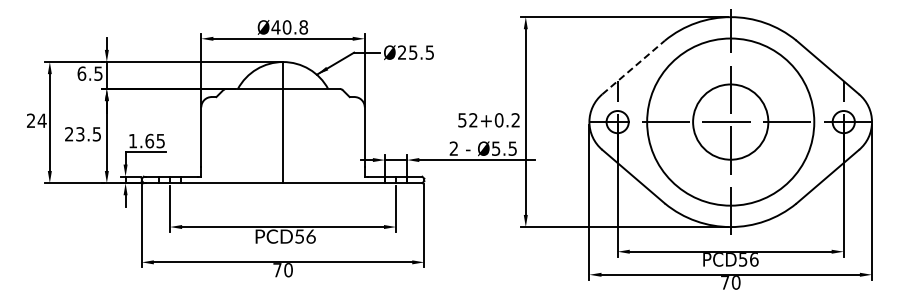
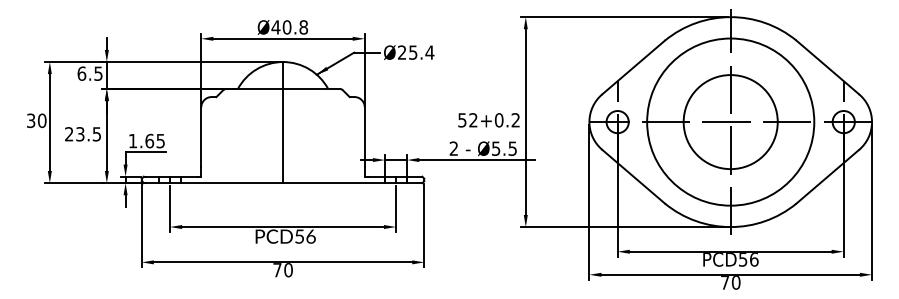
text: Ø25.5 -> Ø25.4 (429, 52)
line: dashed -> solid (634, 67)
text: 24 -> 30 (36, 120)
circle diameter: 75 px -> 94 px (730, 122)
